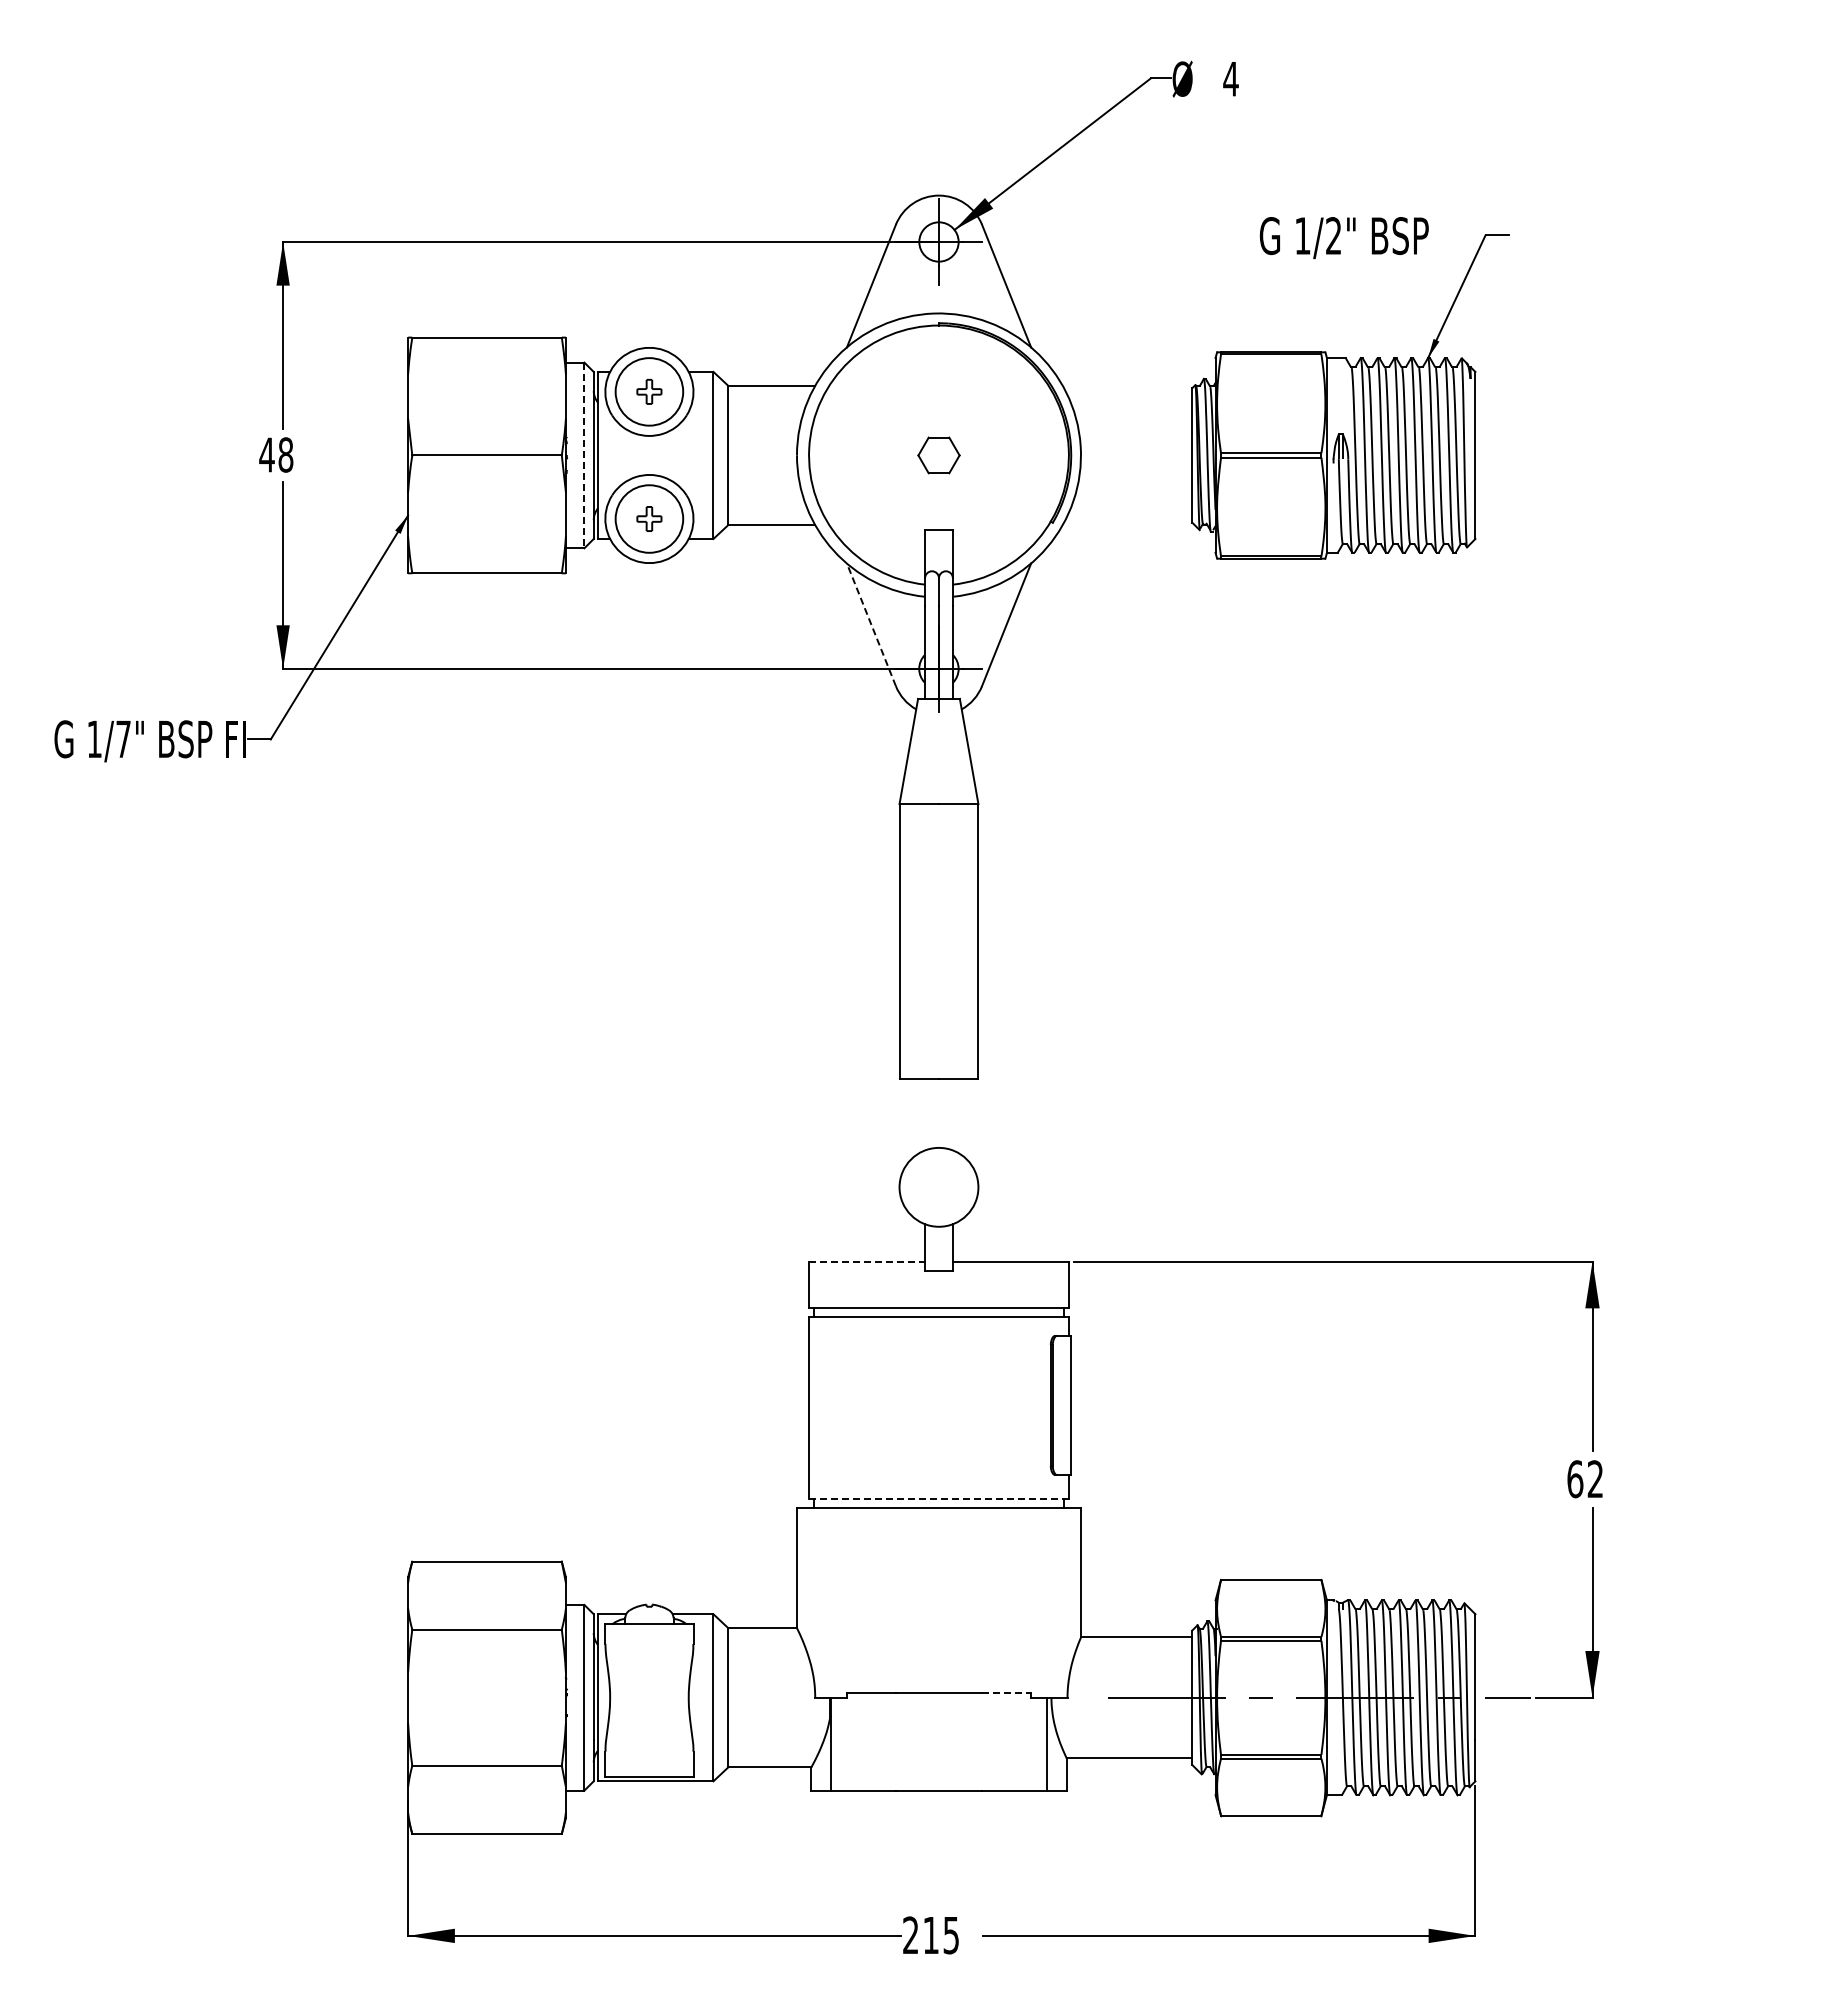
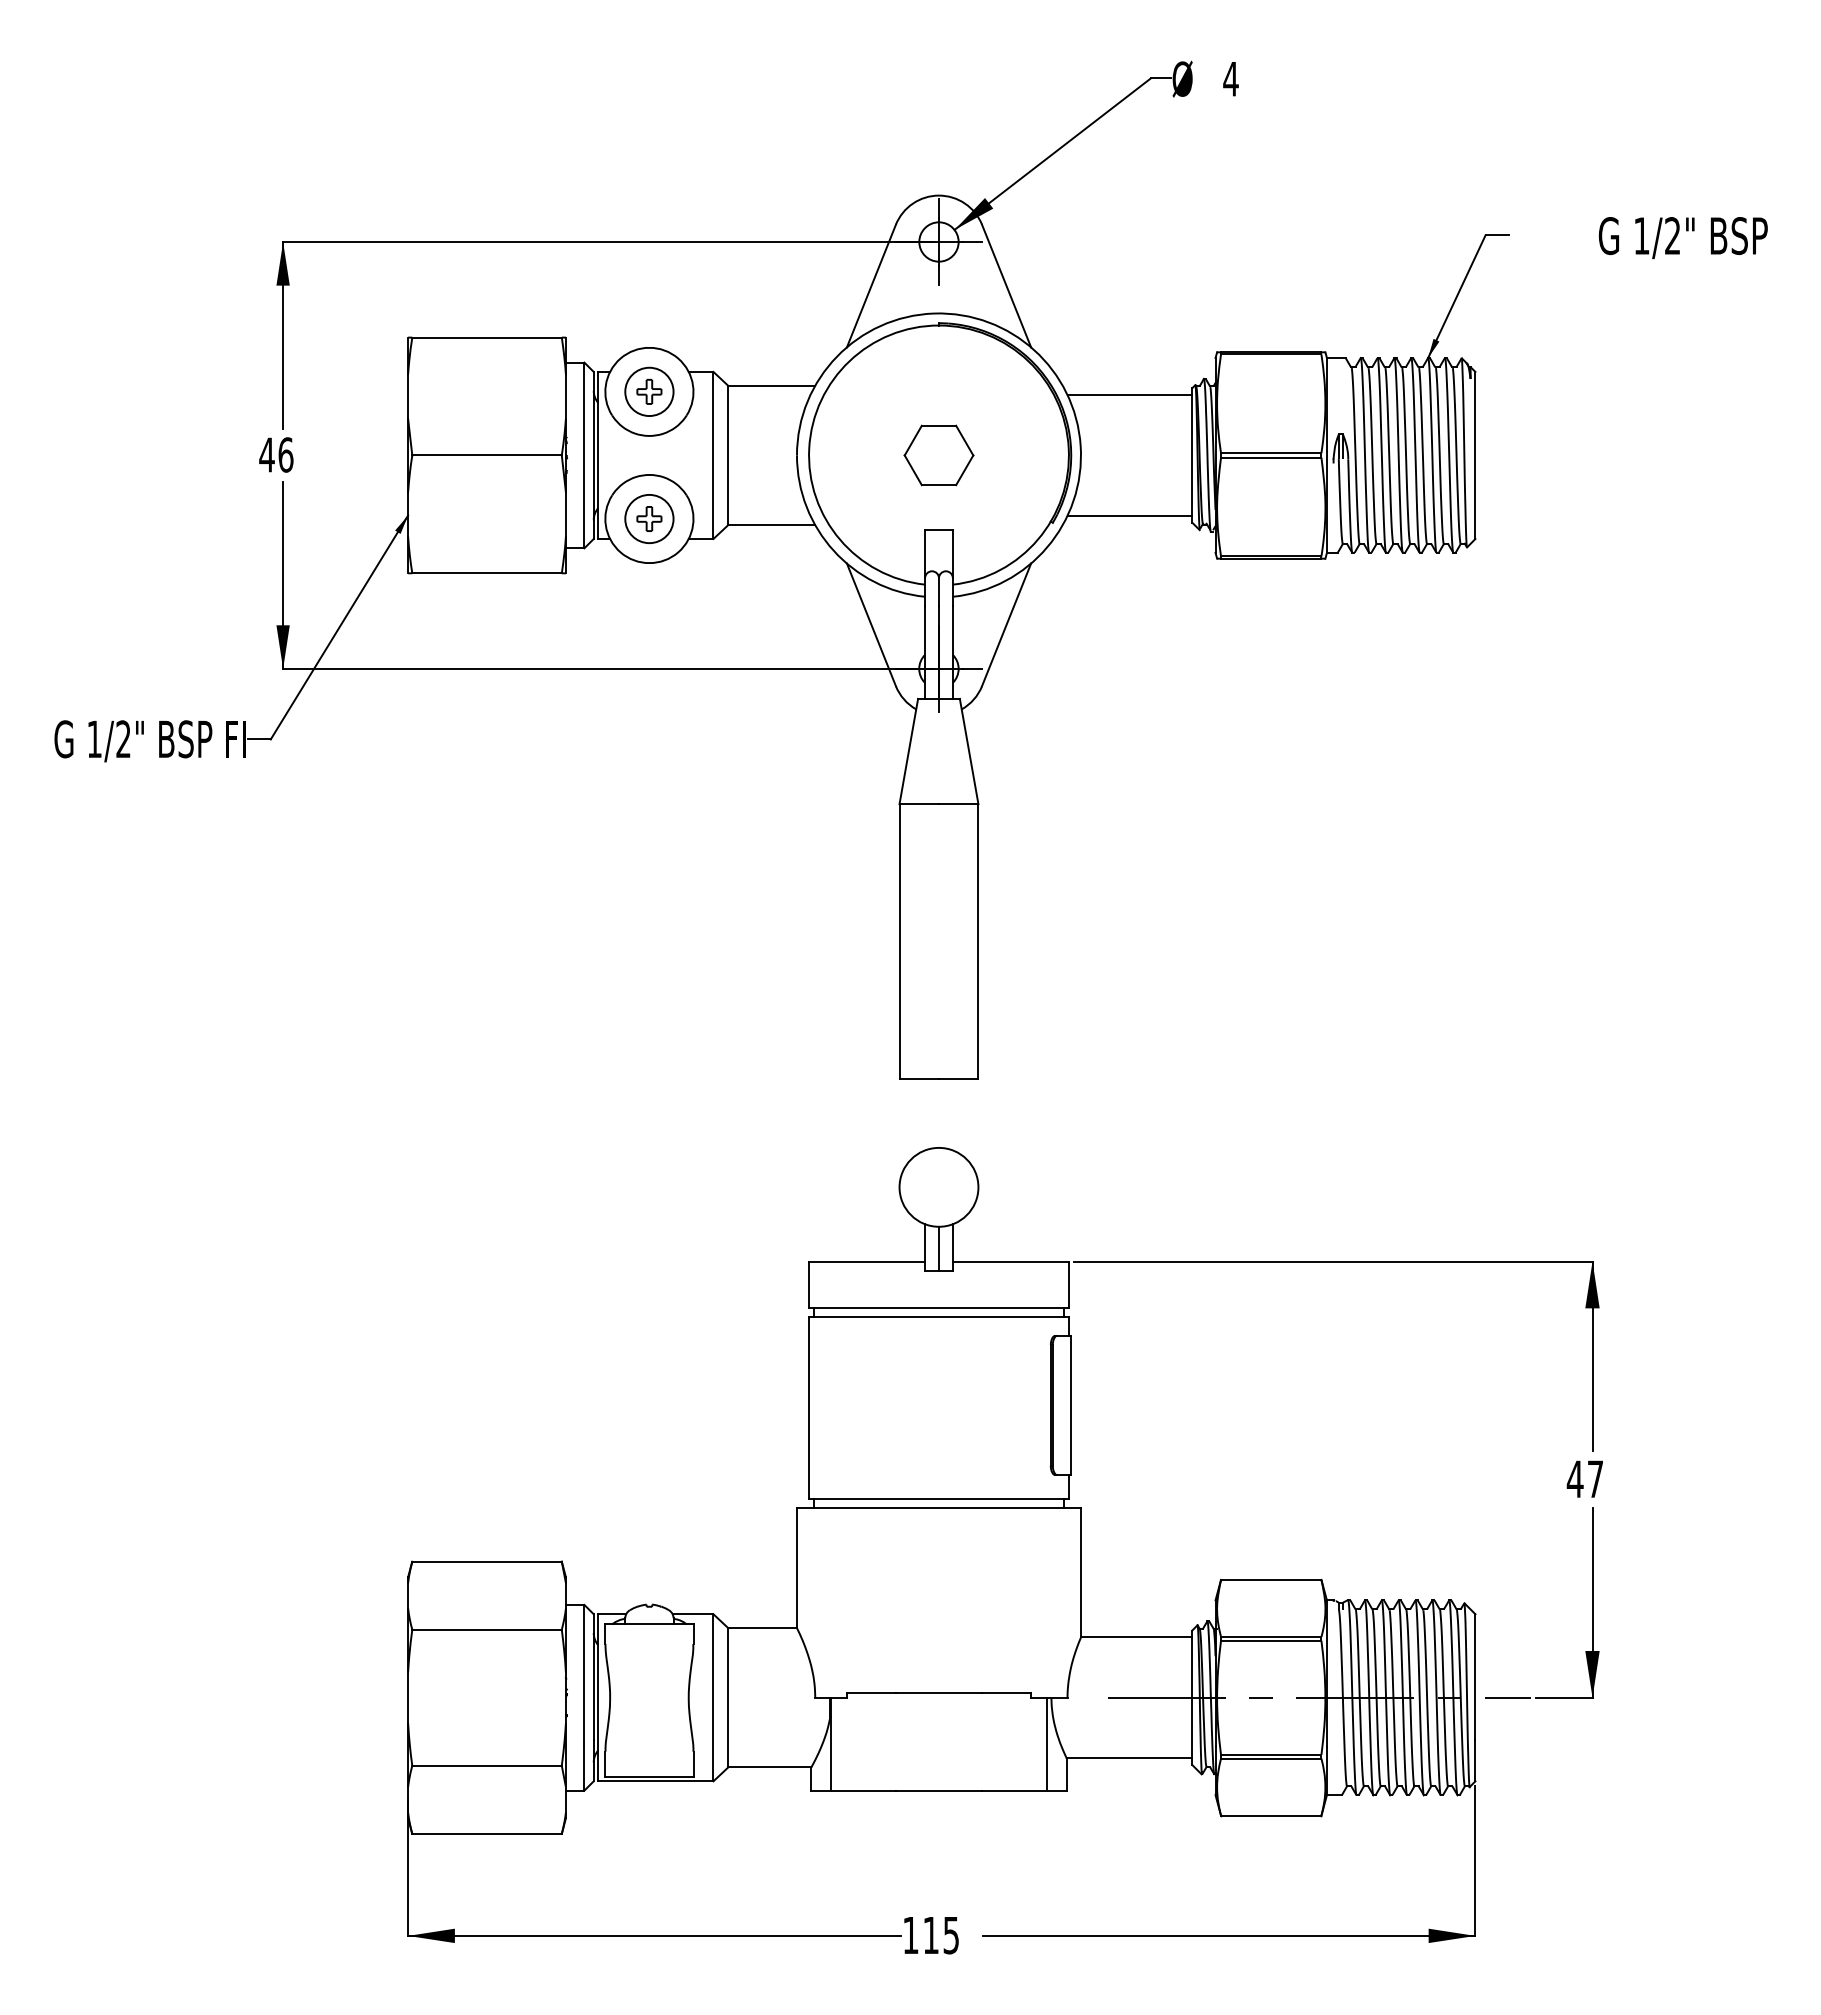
text position: (1343, 238) -> (1682, 238) (1682, 238)
circle diameter: 68 px -> 48 px (649, 391)
line: none -> present (1129, 395)
text: 48 -> 46 (285, 454)
line: dashed -> solid (584, 455)
part size: 44x39 px -> 72x63 px (938, 455)
line: none -> present (1129, 515)
circle diameter: 68 px -> 48 px (649, 518)
line: dashed -> solid (871, 624)
text: 1/7" -> 1/2" (123, 738)
line: none -> present (938, 1248)
line: dashed -> solid (867, 1261)
text: 62 -> 47 (1584, 1479)
line: dashed -> solid (938, 1499)
line: dashed -> solid (1006, 1693)
text: 215 -> 115 (910, 1934)
